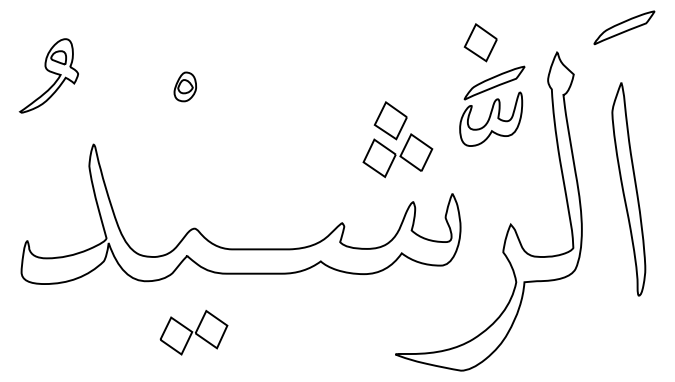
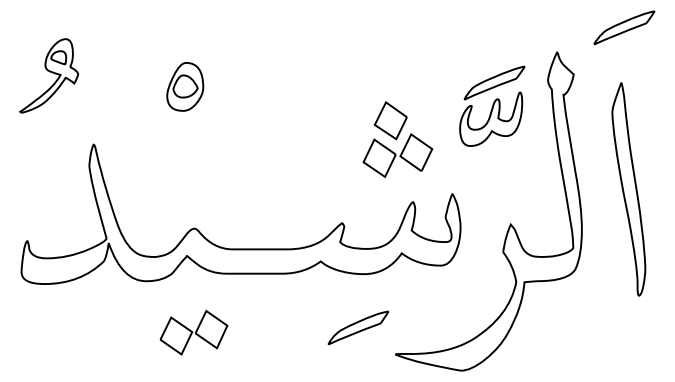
part: present -> none (480, 42)
part size: 24x32 px -> 39x50 px (185, 86)
part: none -> present (358, 327)
